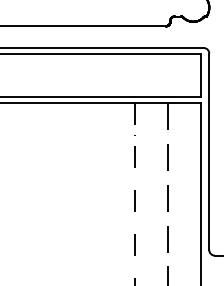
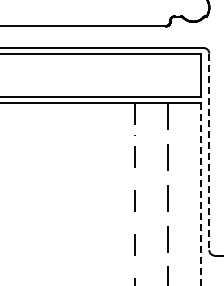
line: solid -> dashed (209, 152)
line: solid -> dashed (200, 193)
